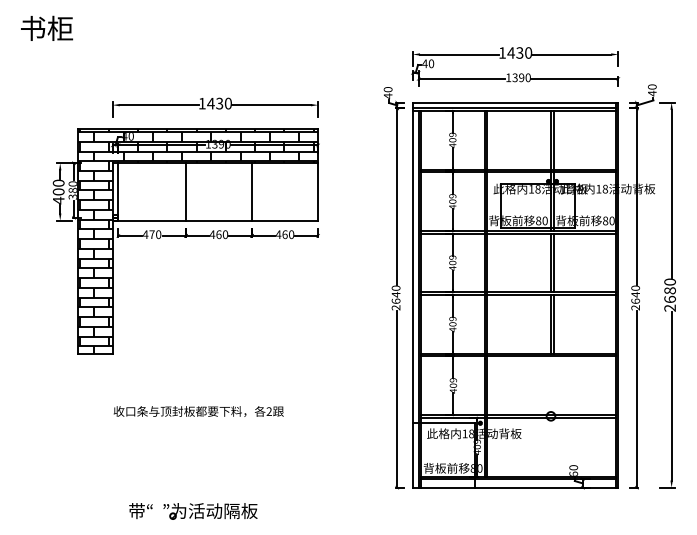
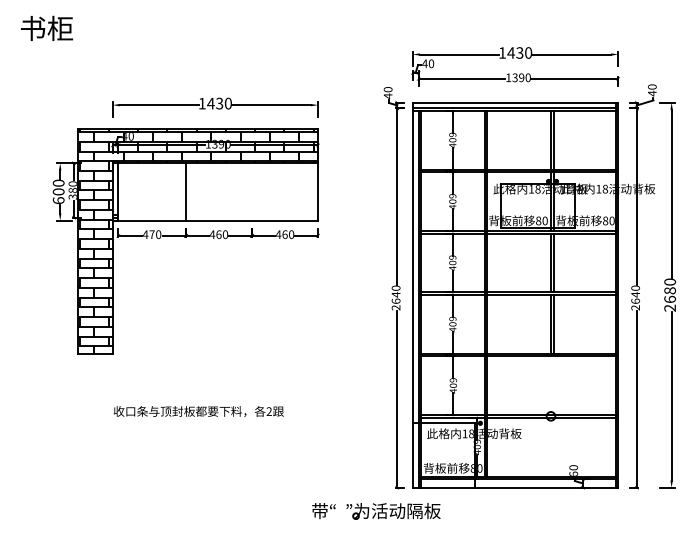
line: present -> none (252, 191)
text: 400 -> 600 (58, 200)
part position: (193, 511) -> (376, 511) (376, 511)
